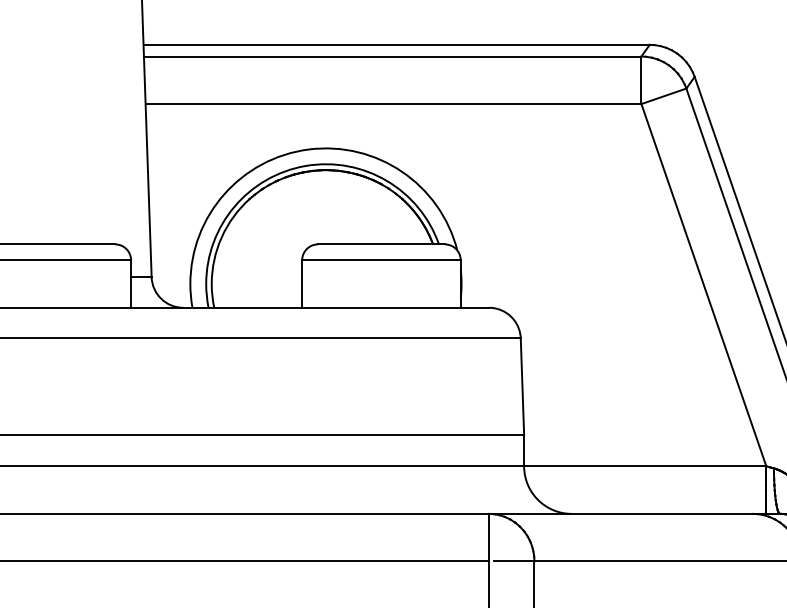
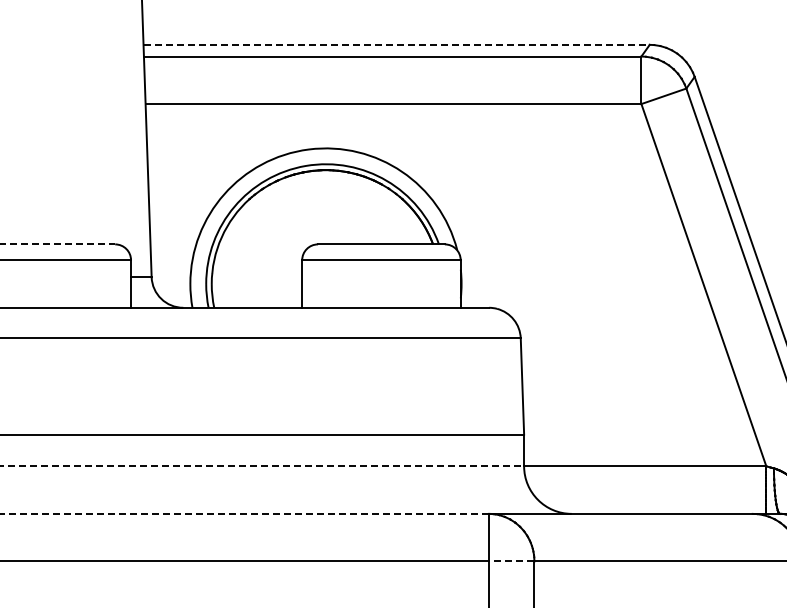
line: solid -> dashed (397, 44)
line: solid -> dashed (58, 244)
line: solid -> dashed (262, 466)
line: solid -> dashed (244, 513)
line: solid -> dashed (513, 561)
